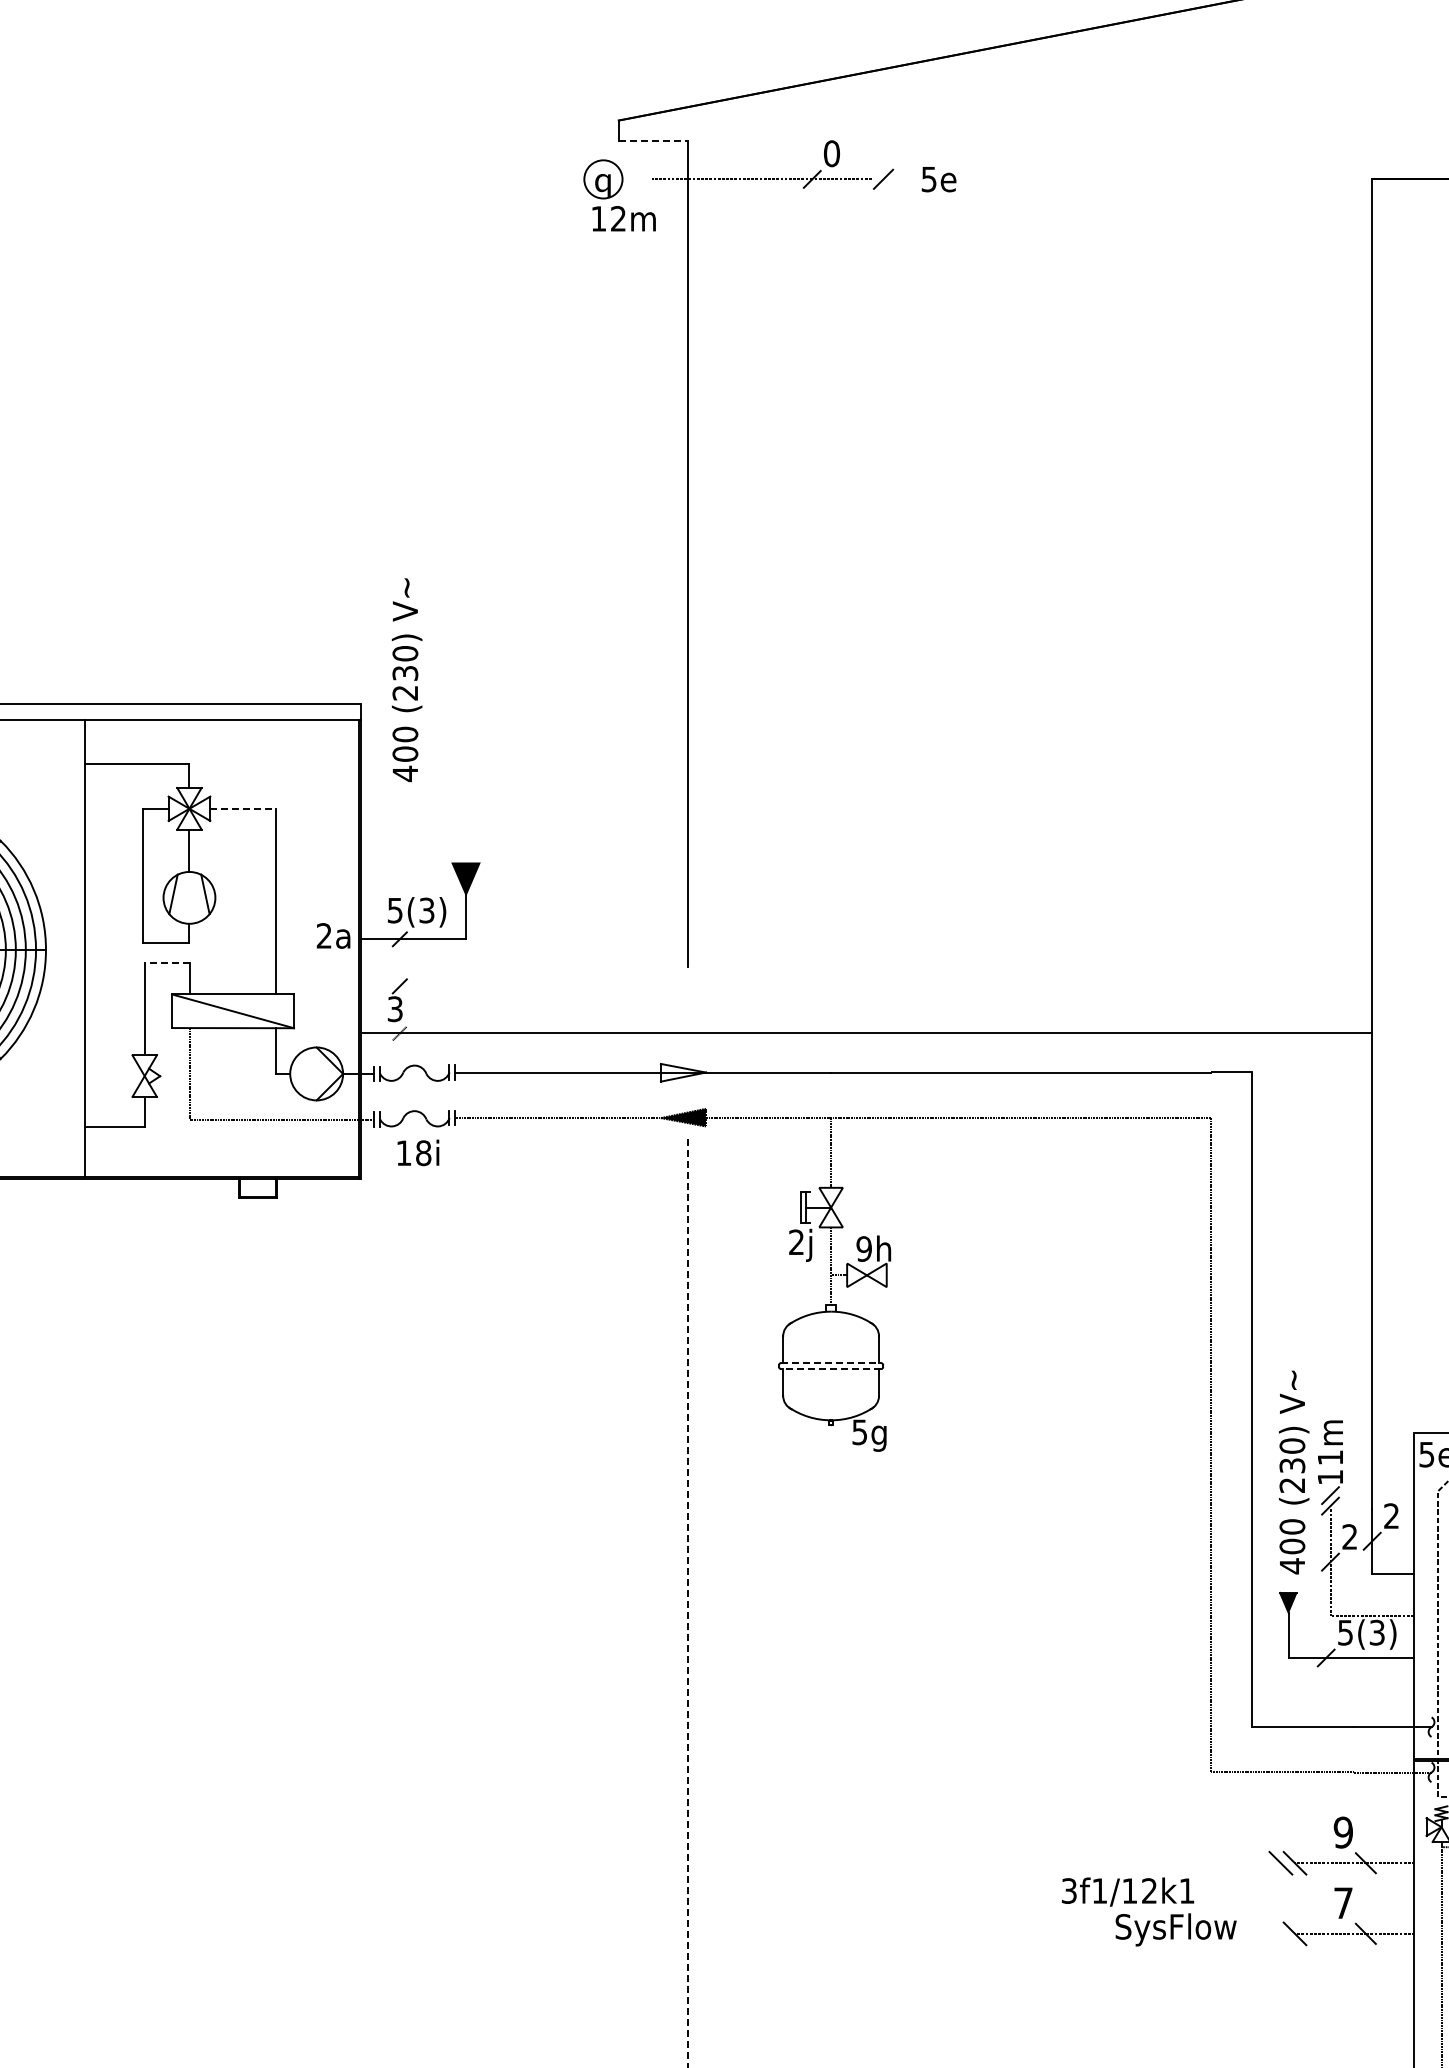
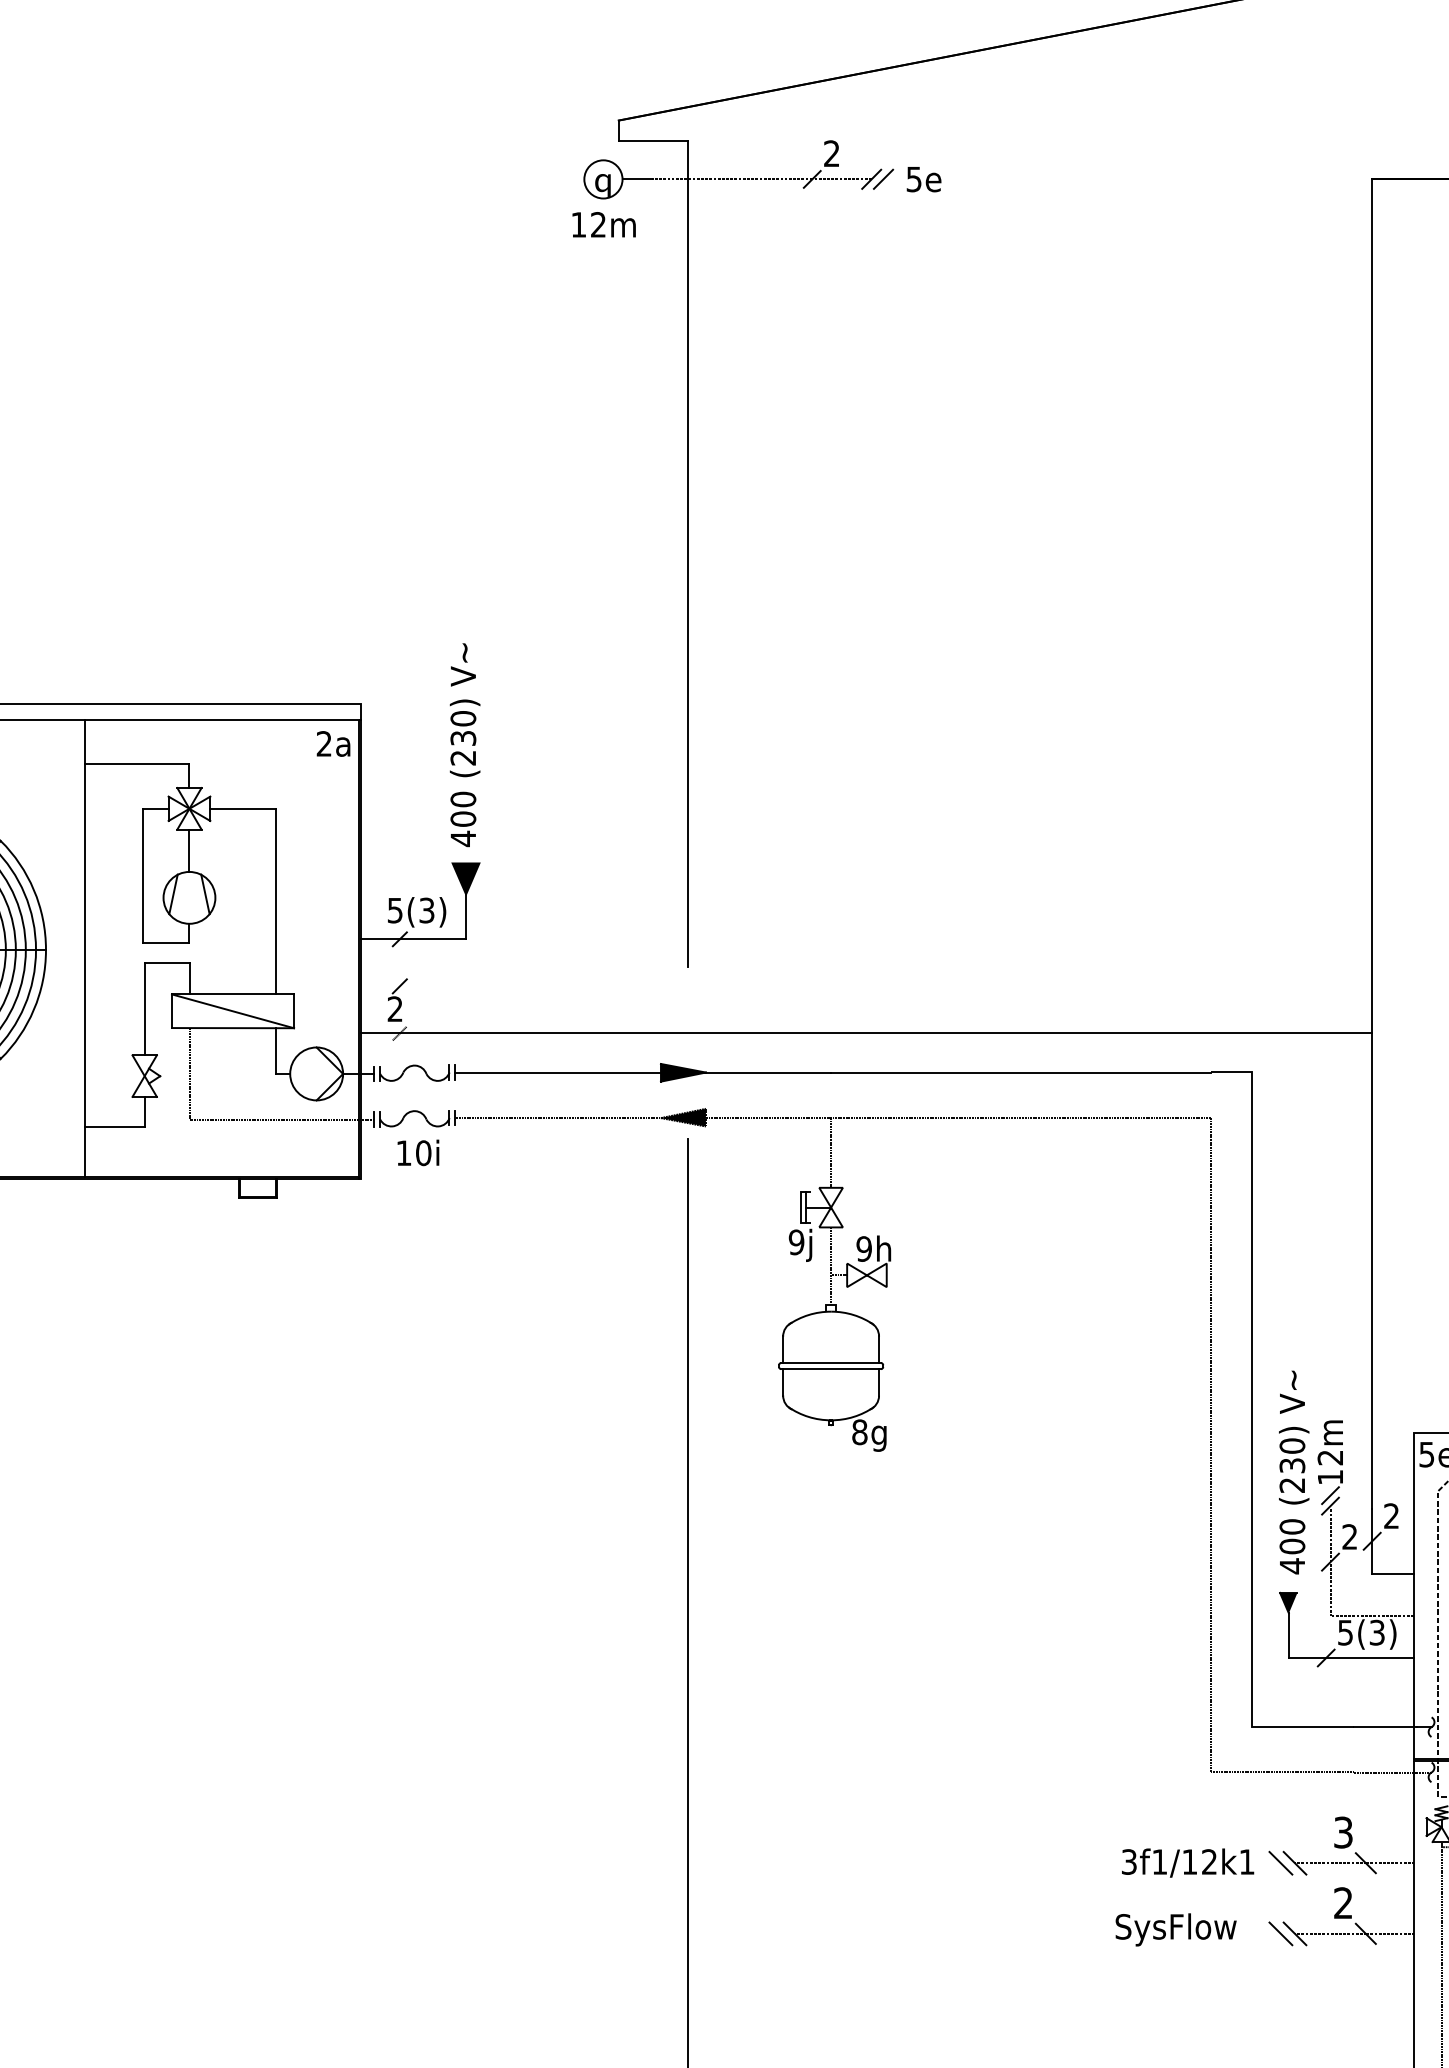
line: dashed -> solid (653, 141)
text: 0 -> 2 (831, 153)
line: none -> present (871, 178)
line: none -> present (637, 179)
text position: (938, 179) -> (923, 179) (923, 179)
text position: (623, 218) -> (603, 224) (603, 224)
text position: (406, 680) -> (464, 745) (464, 745)
line: dashed -> solid (243, 808)
text position: (333, 935) -> (333, 743) (333, 743)
line: dashed -> solid (167, 963)
text: 3 -> 2 (394, 1009)
fill: none -> present (682, 1072)
text: 18i -> 10i (423, 1152)
text: 2j -> 9j (796, 1242)
line: dashed -> solid (831, 1363)
line: dashed -> solid (831, 1369)
text: 5g -> 8g (859, 1432)
text: 11m -> 12m (1329, 1457)
line: dashed -> solid (687, 1602)
text: 9 -> 3 (1342, 1832)
text position: (1128, 1891) -> (1188, 1862) (1188, 1862)
text: 7 -> 2 (1343, 1902)
line: none -> present (1280, 1933)
